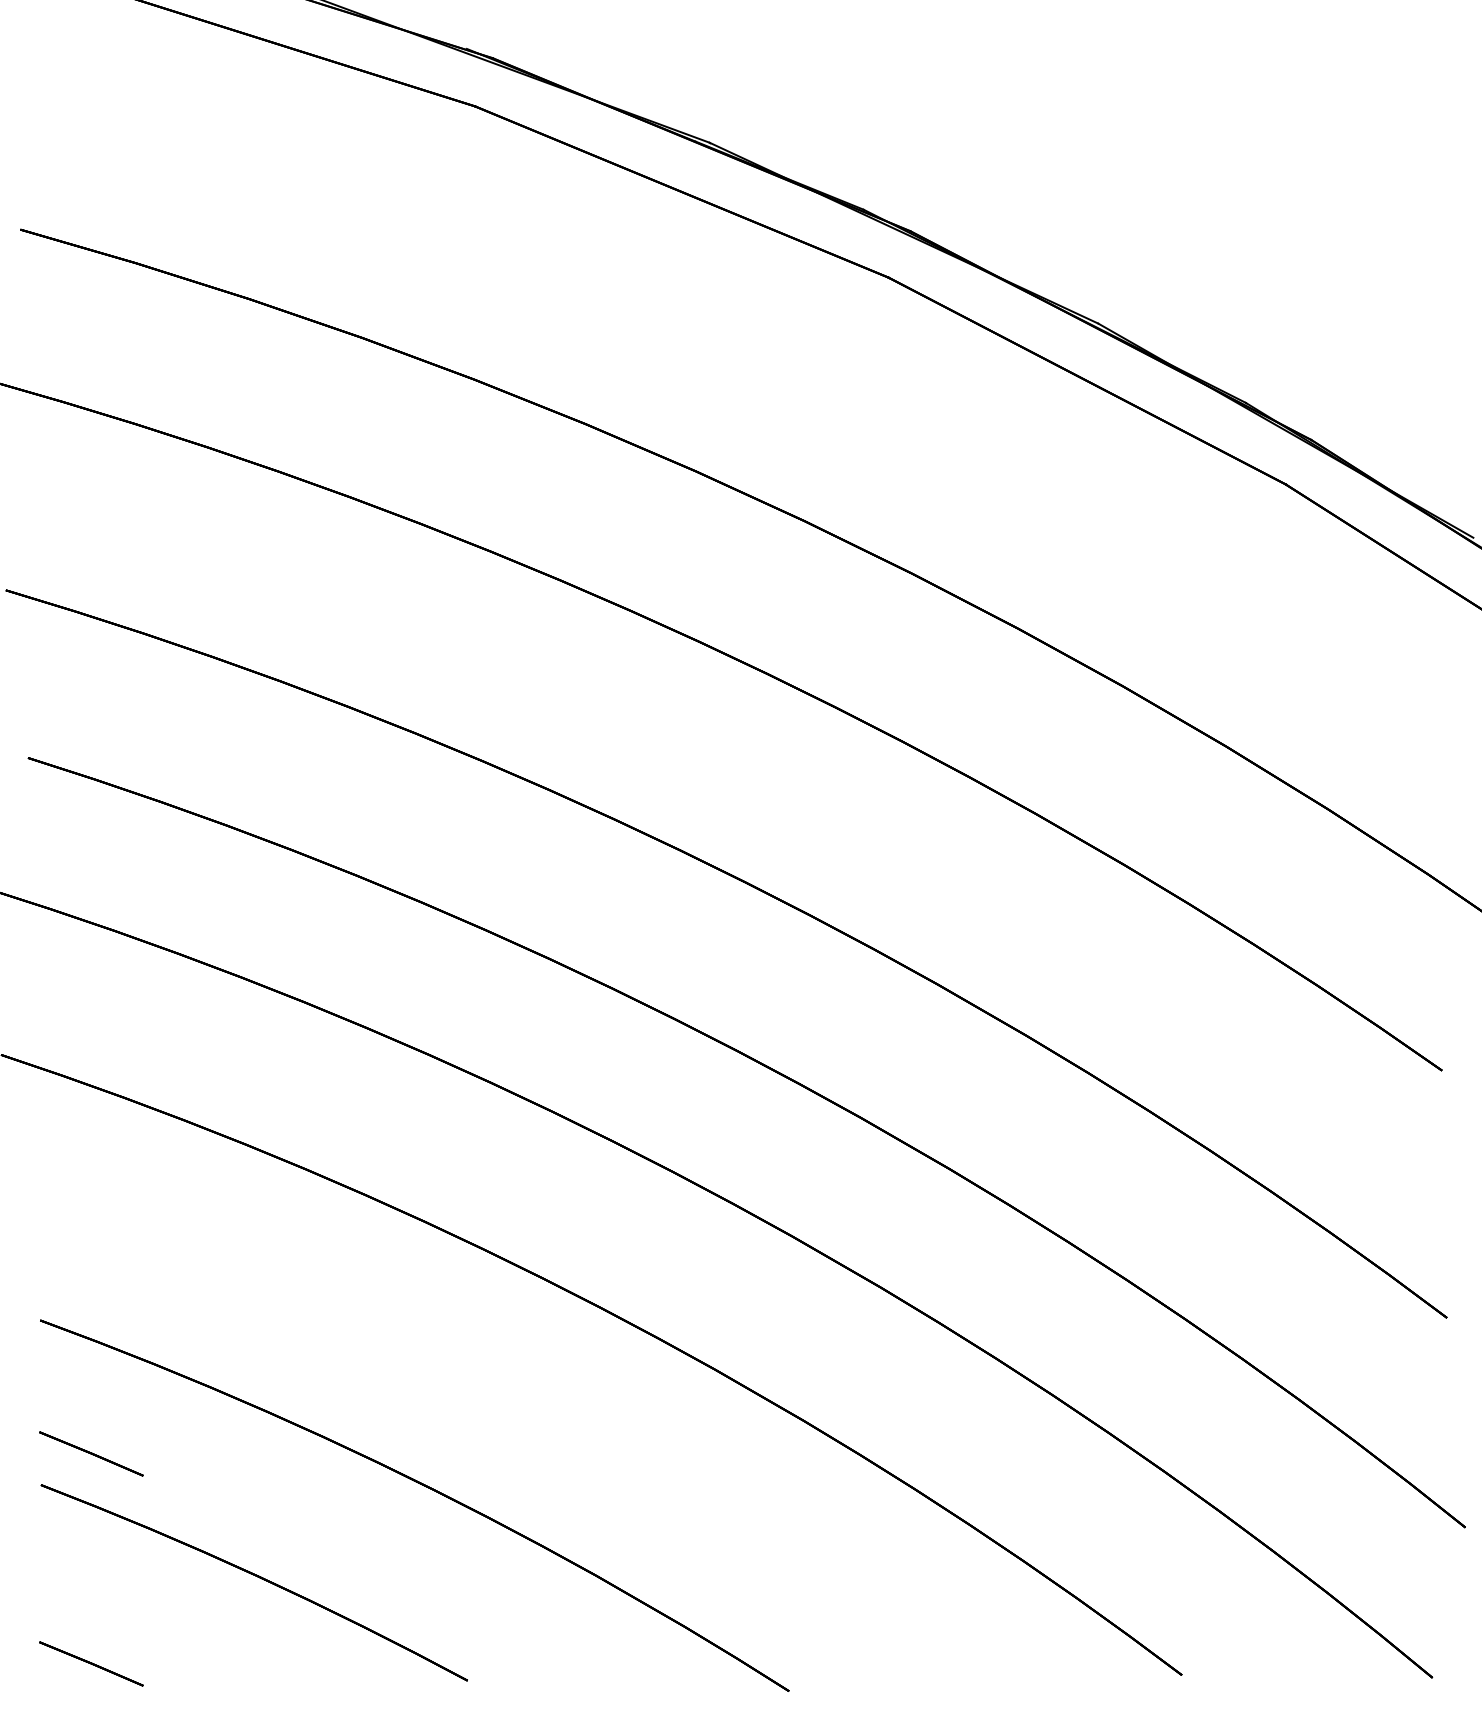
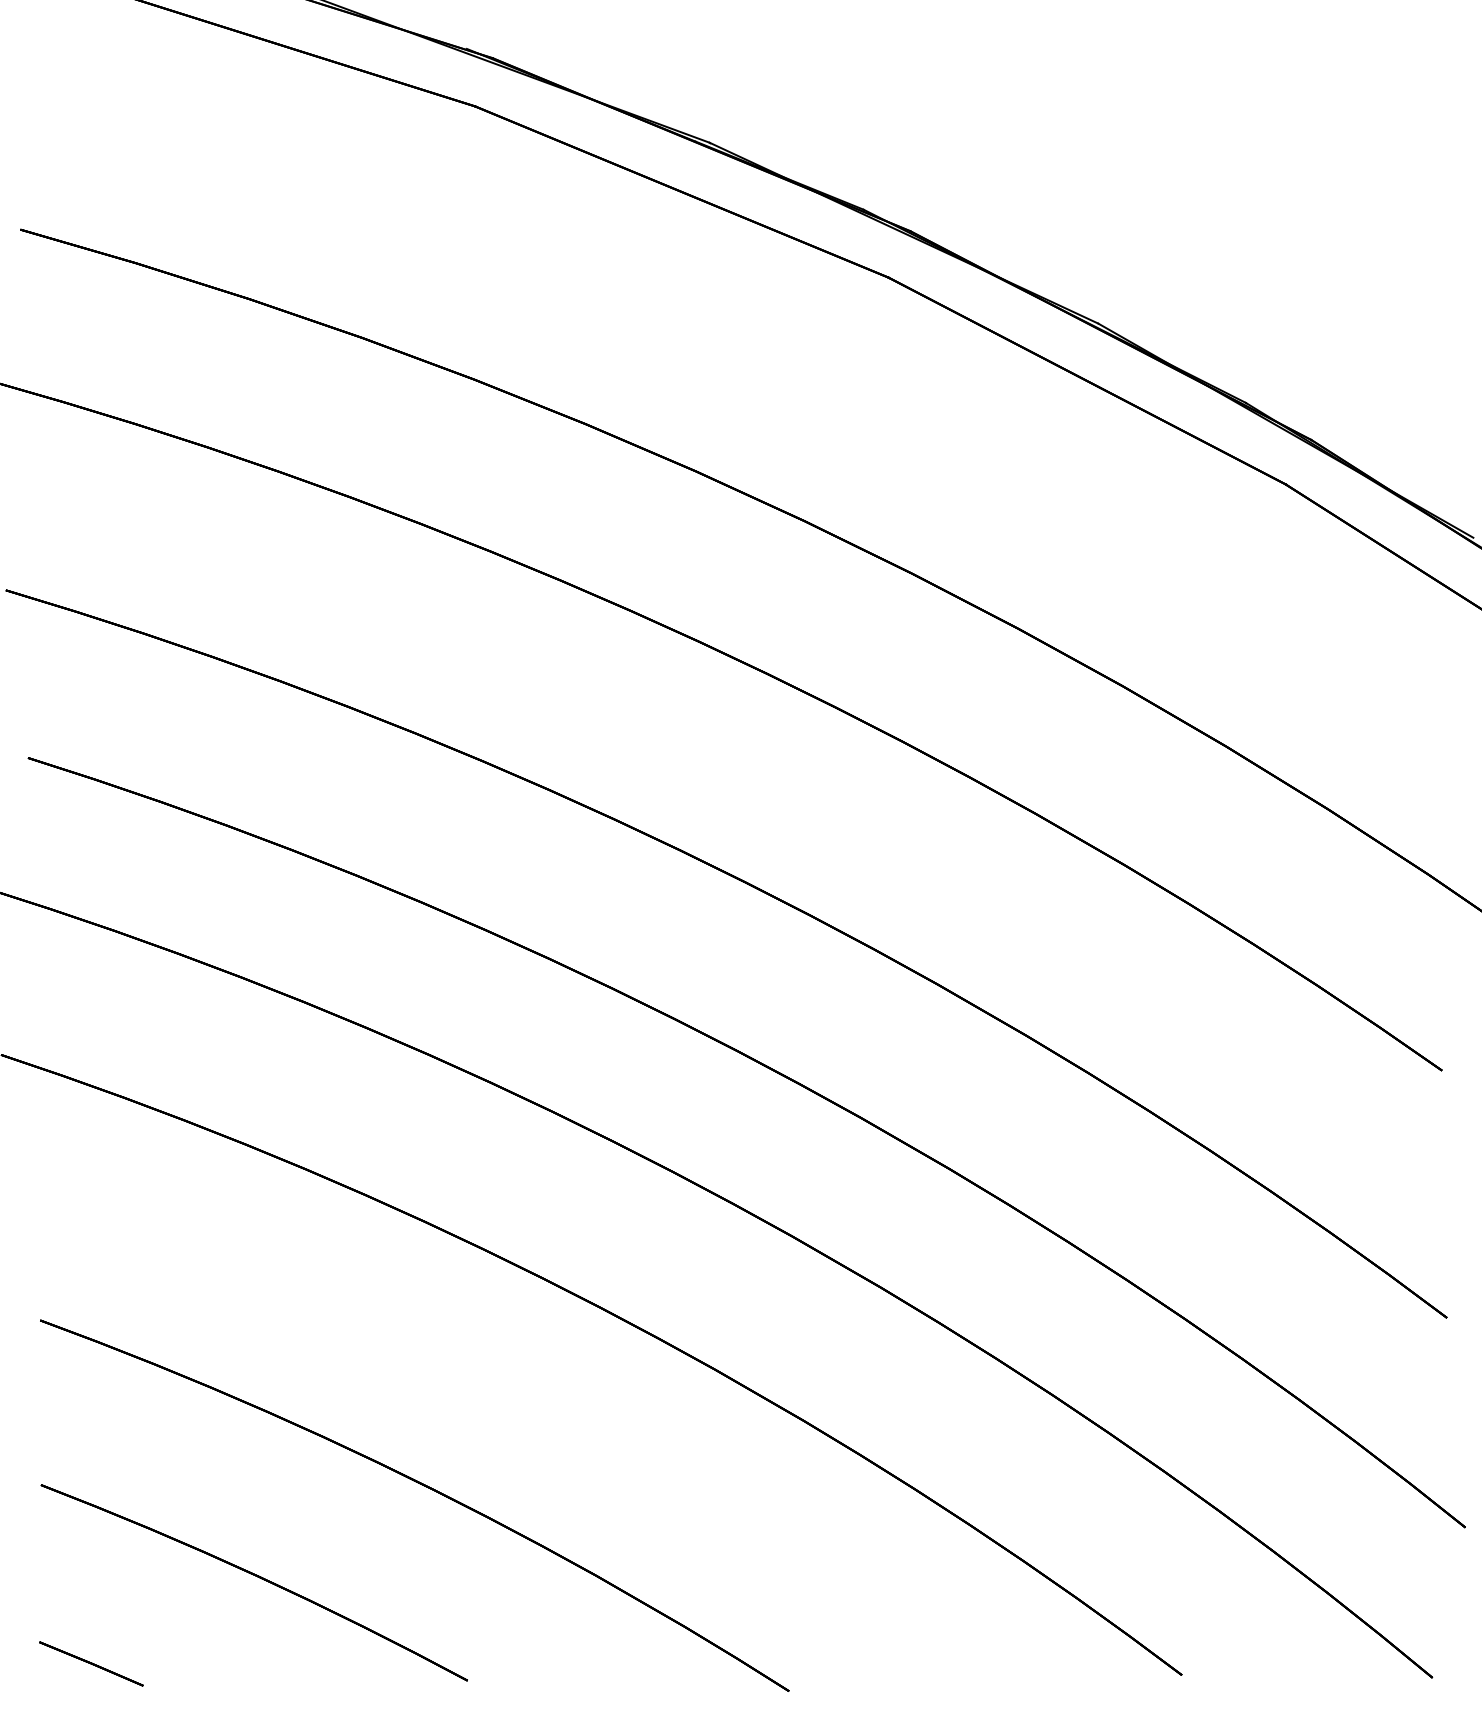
line: present -> none (91, 1453)
